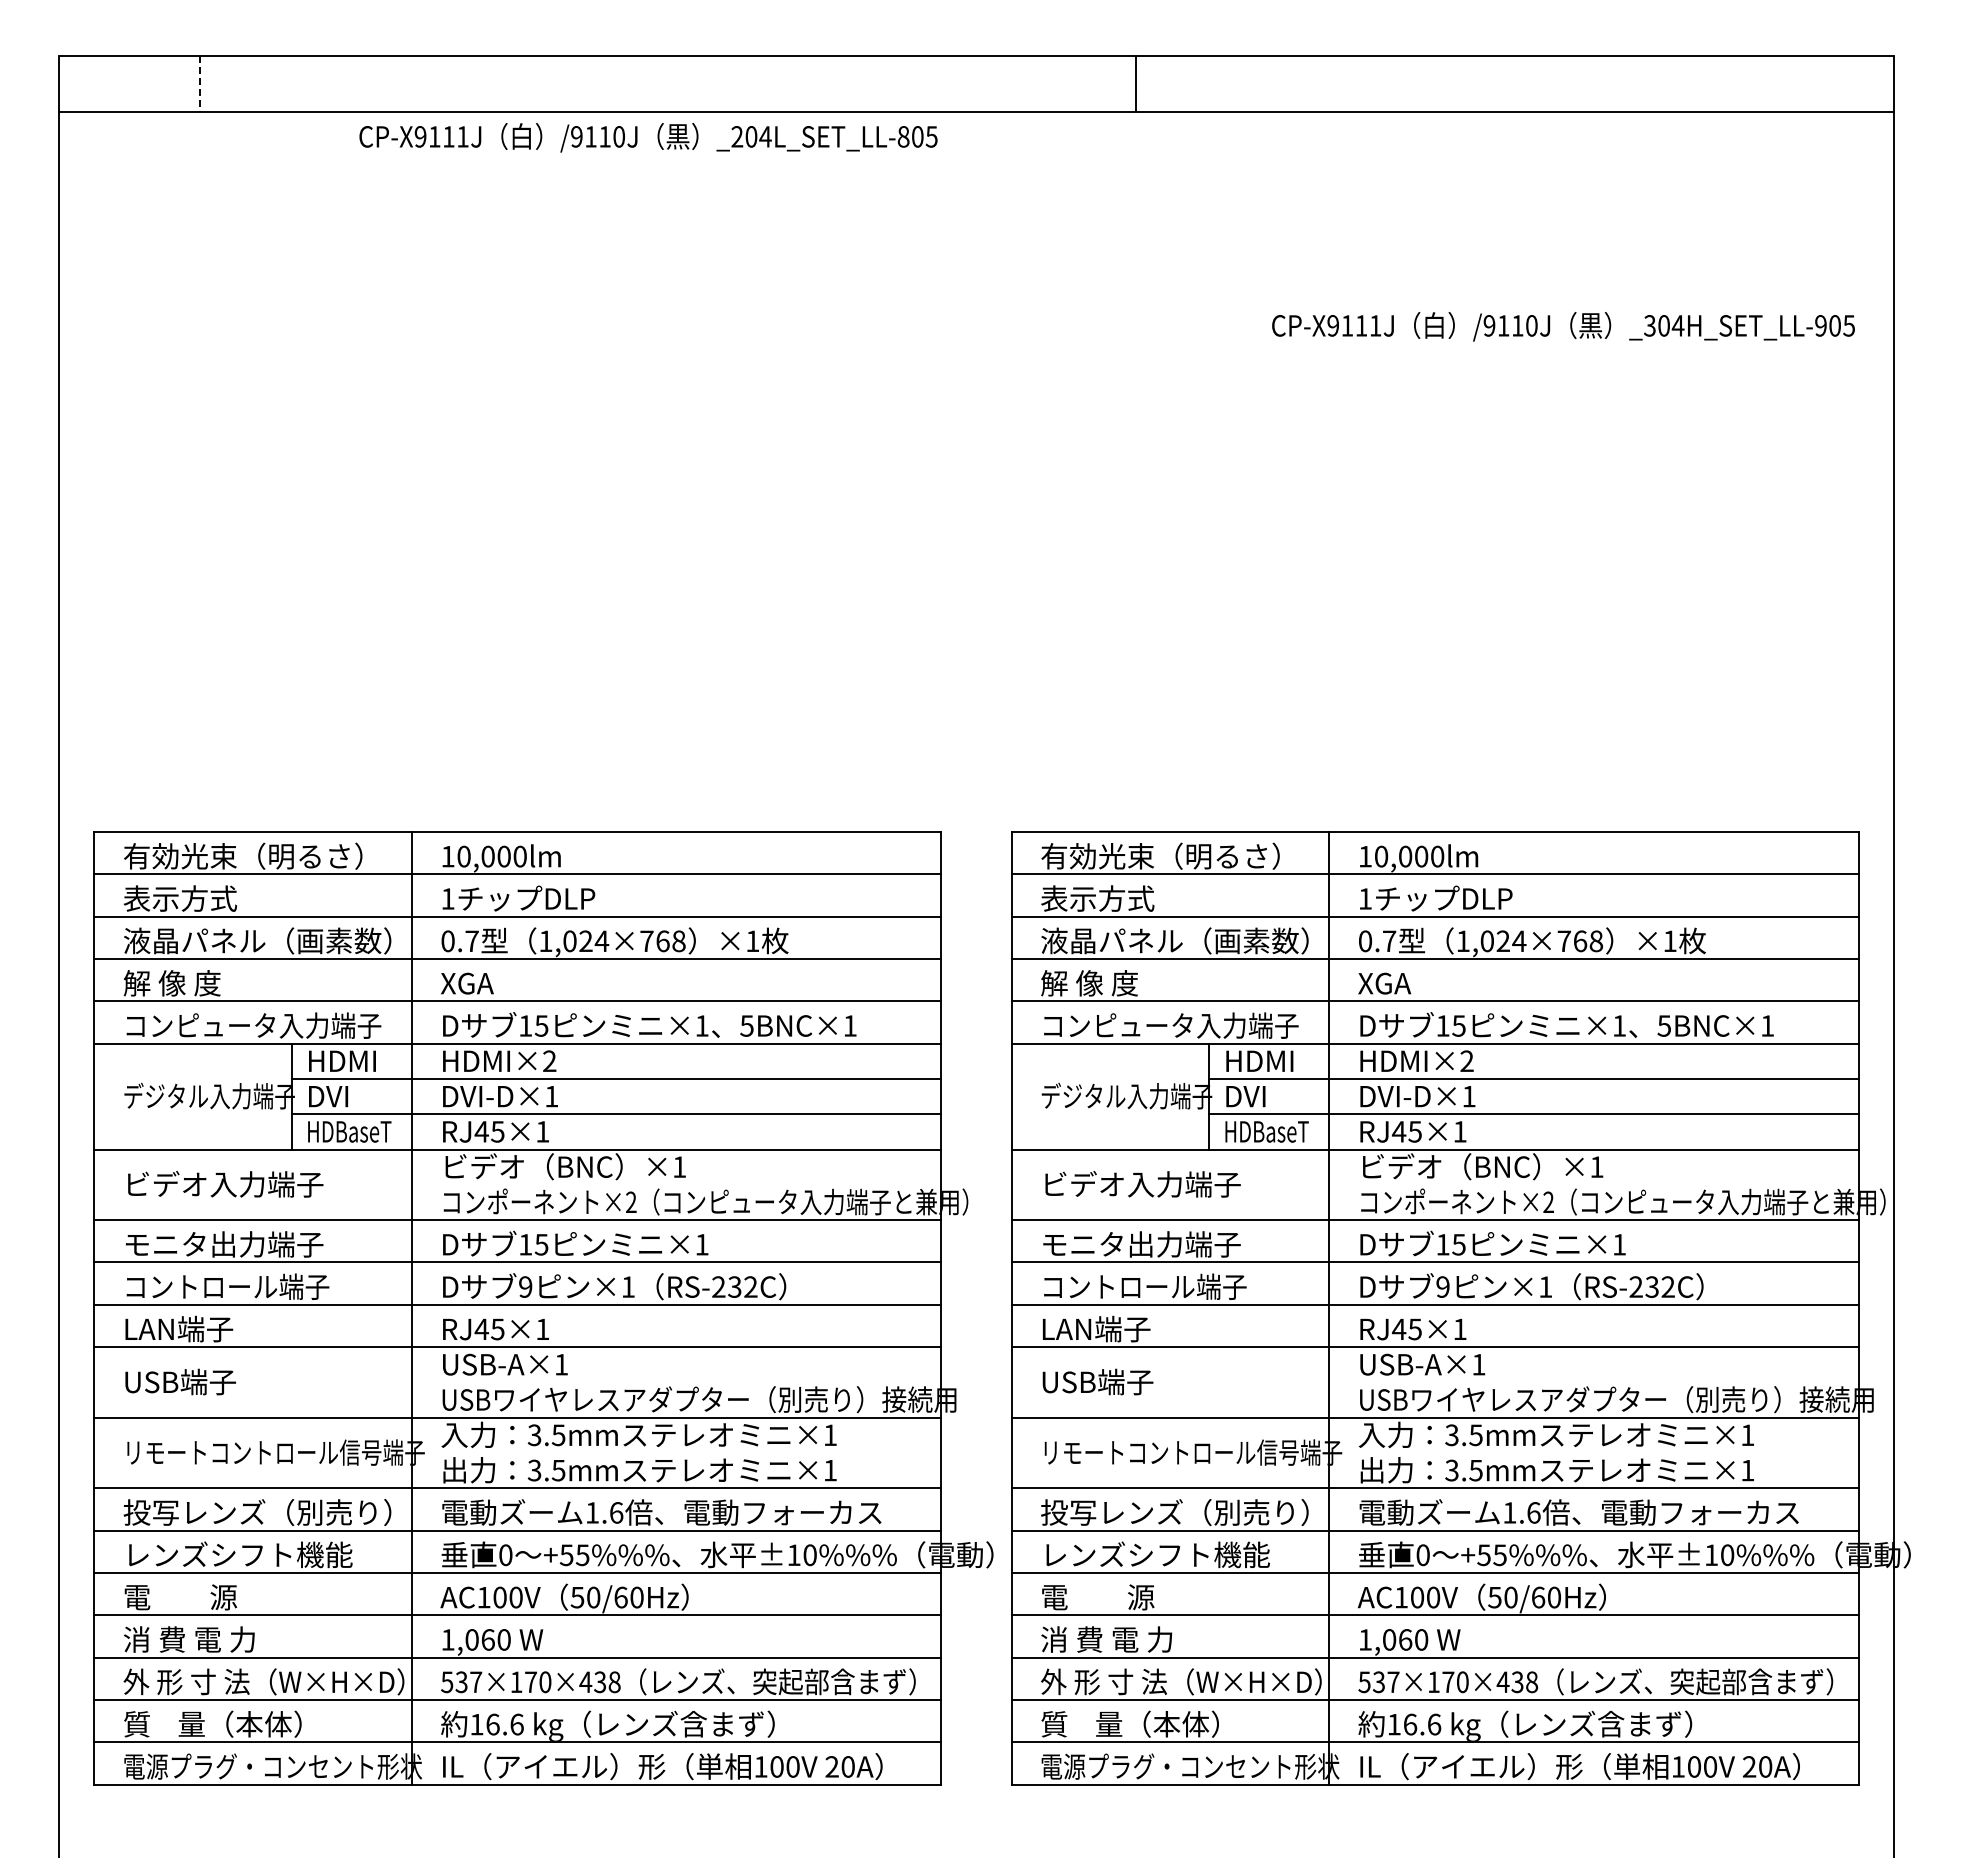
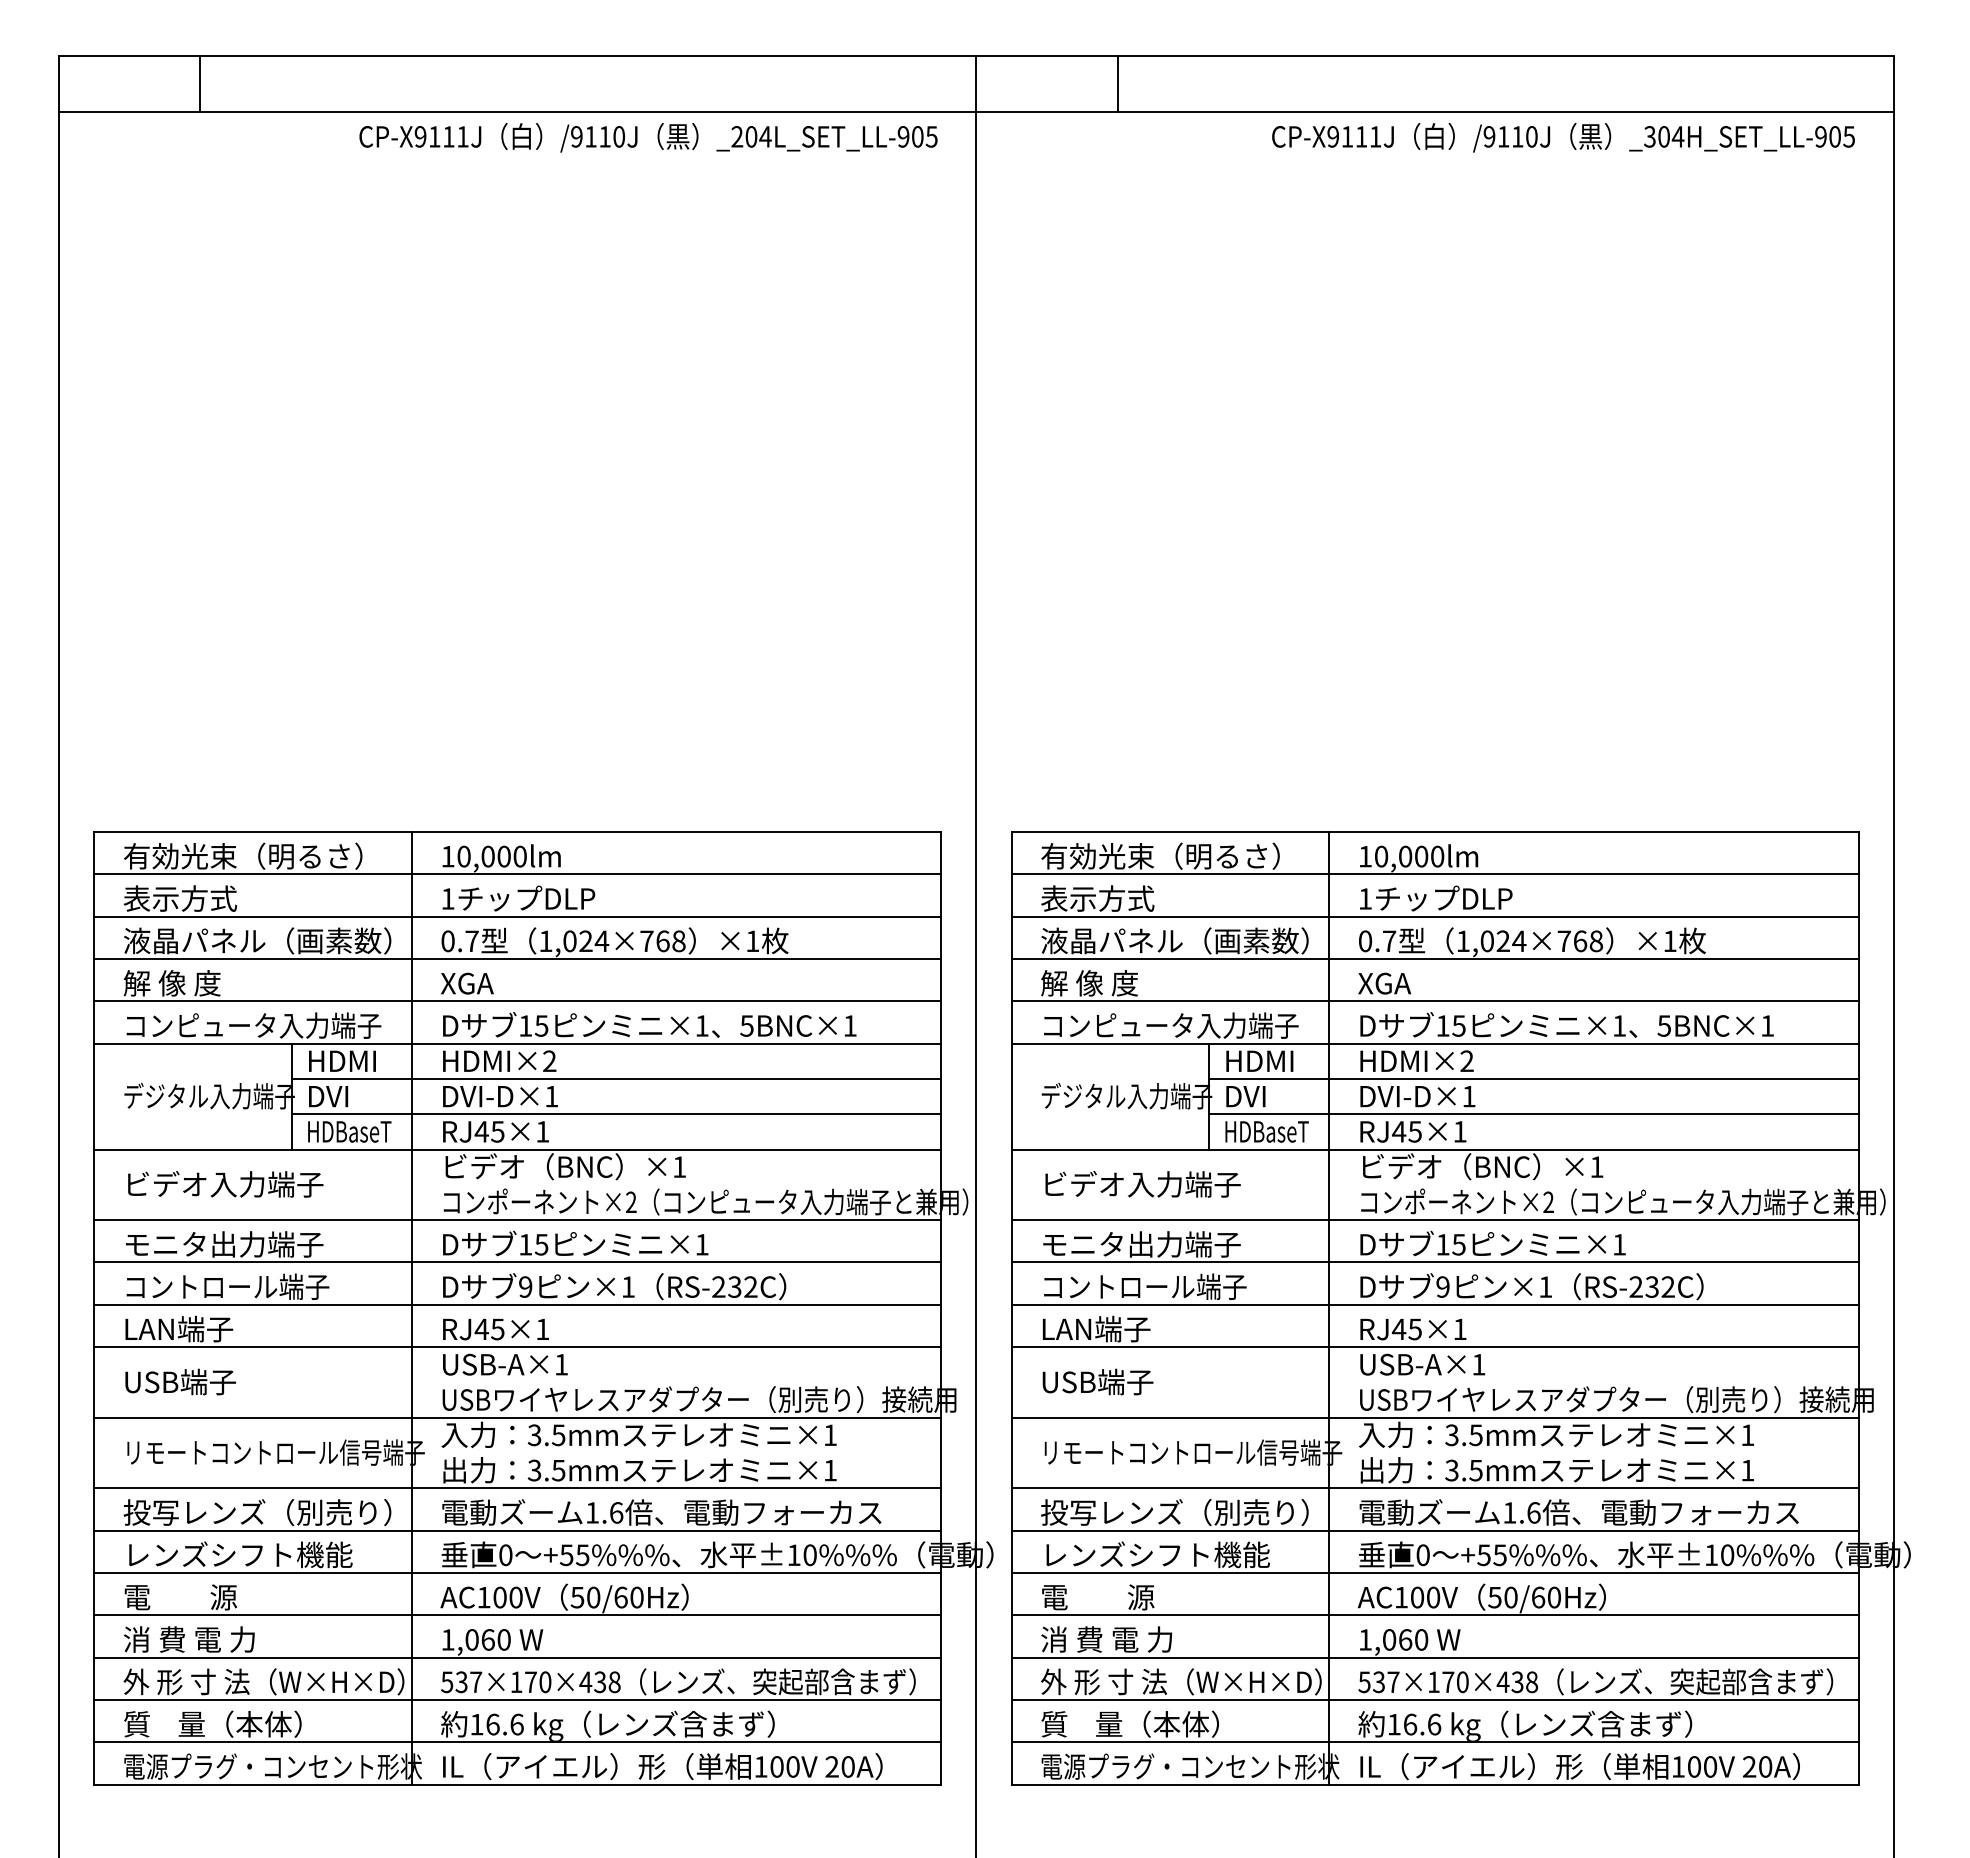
line position: (1135, 83) -> (1117, 83) (1117, 83)
line: dashed -> solid (200, 84)
text: _204L_SET_LL-805 -> _204L_SET_LL-905 (903, 136)
text position: (1563, 326) -> (1563, 137) (1563, 137)
line: none -> present (976, 954)
